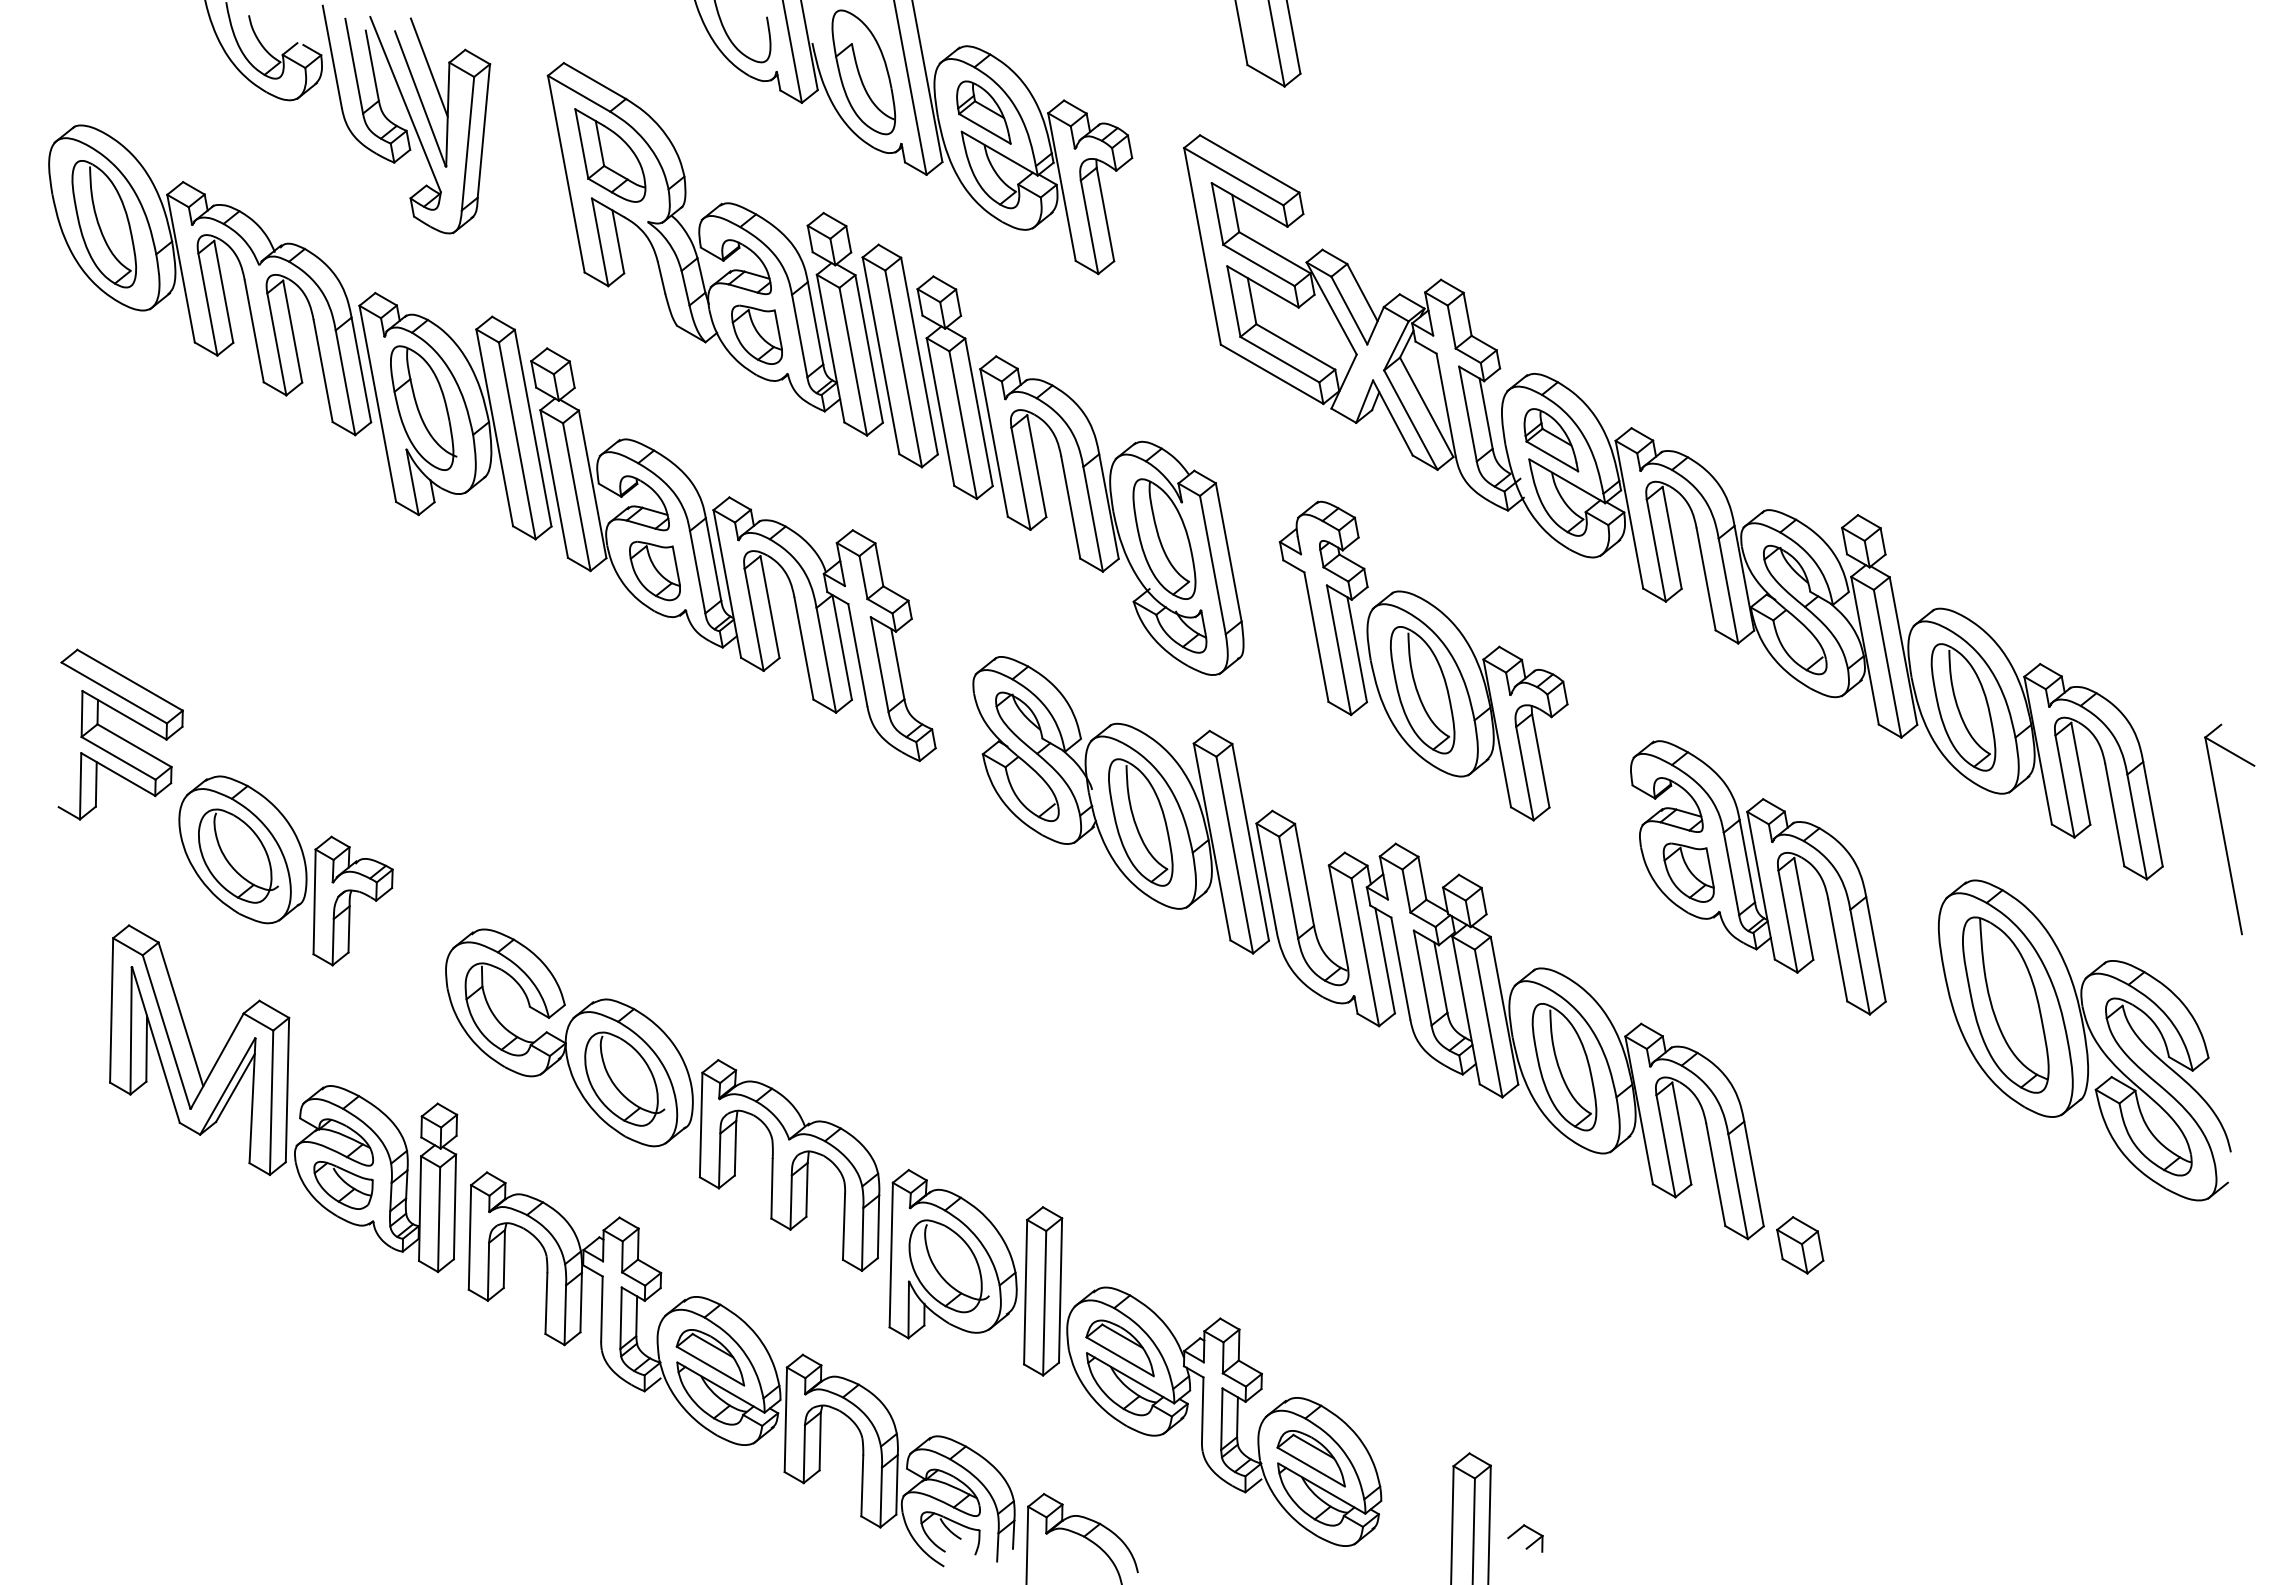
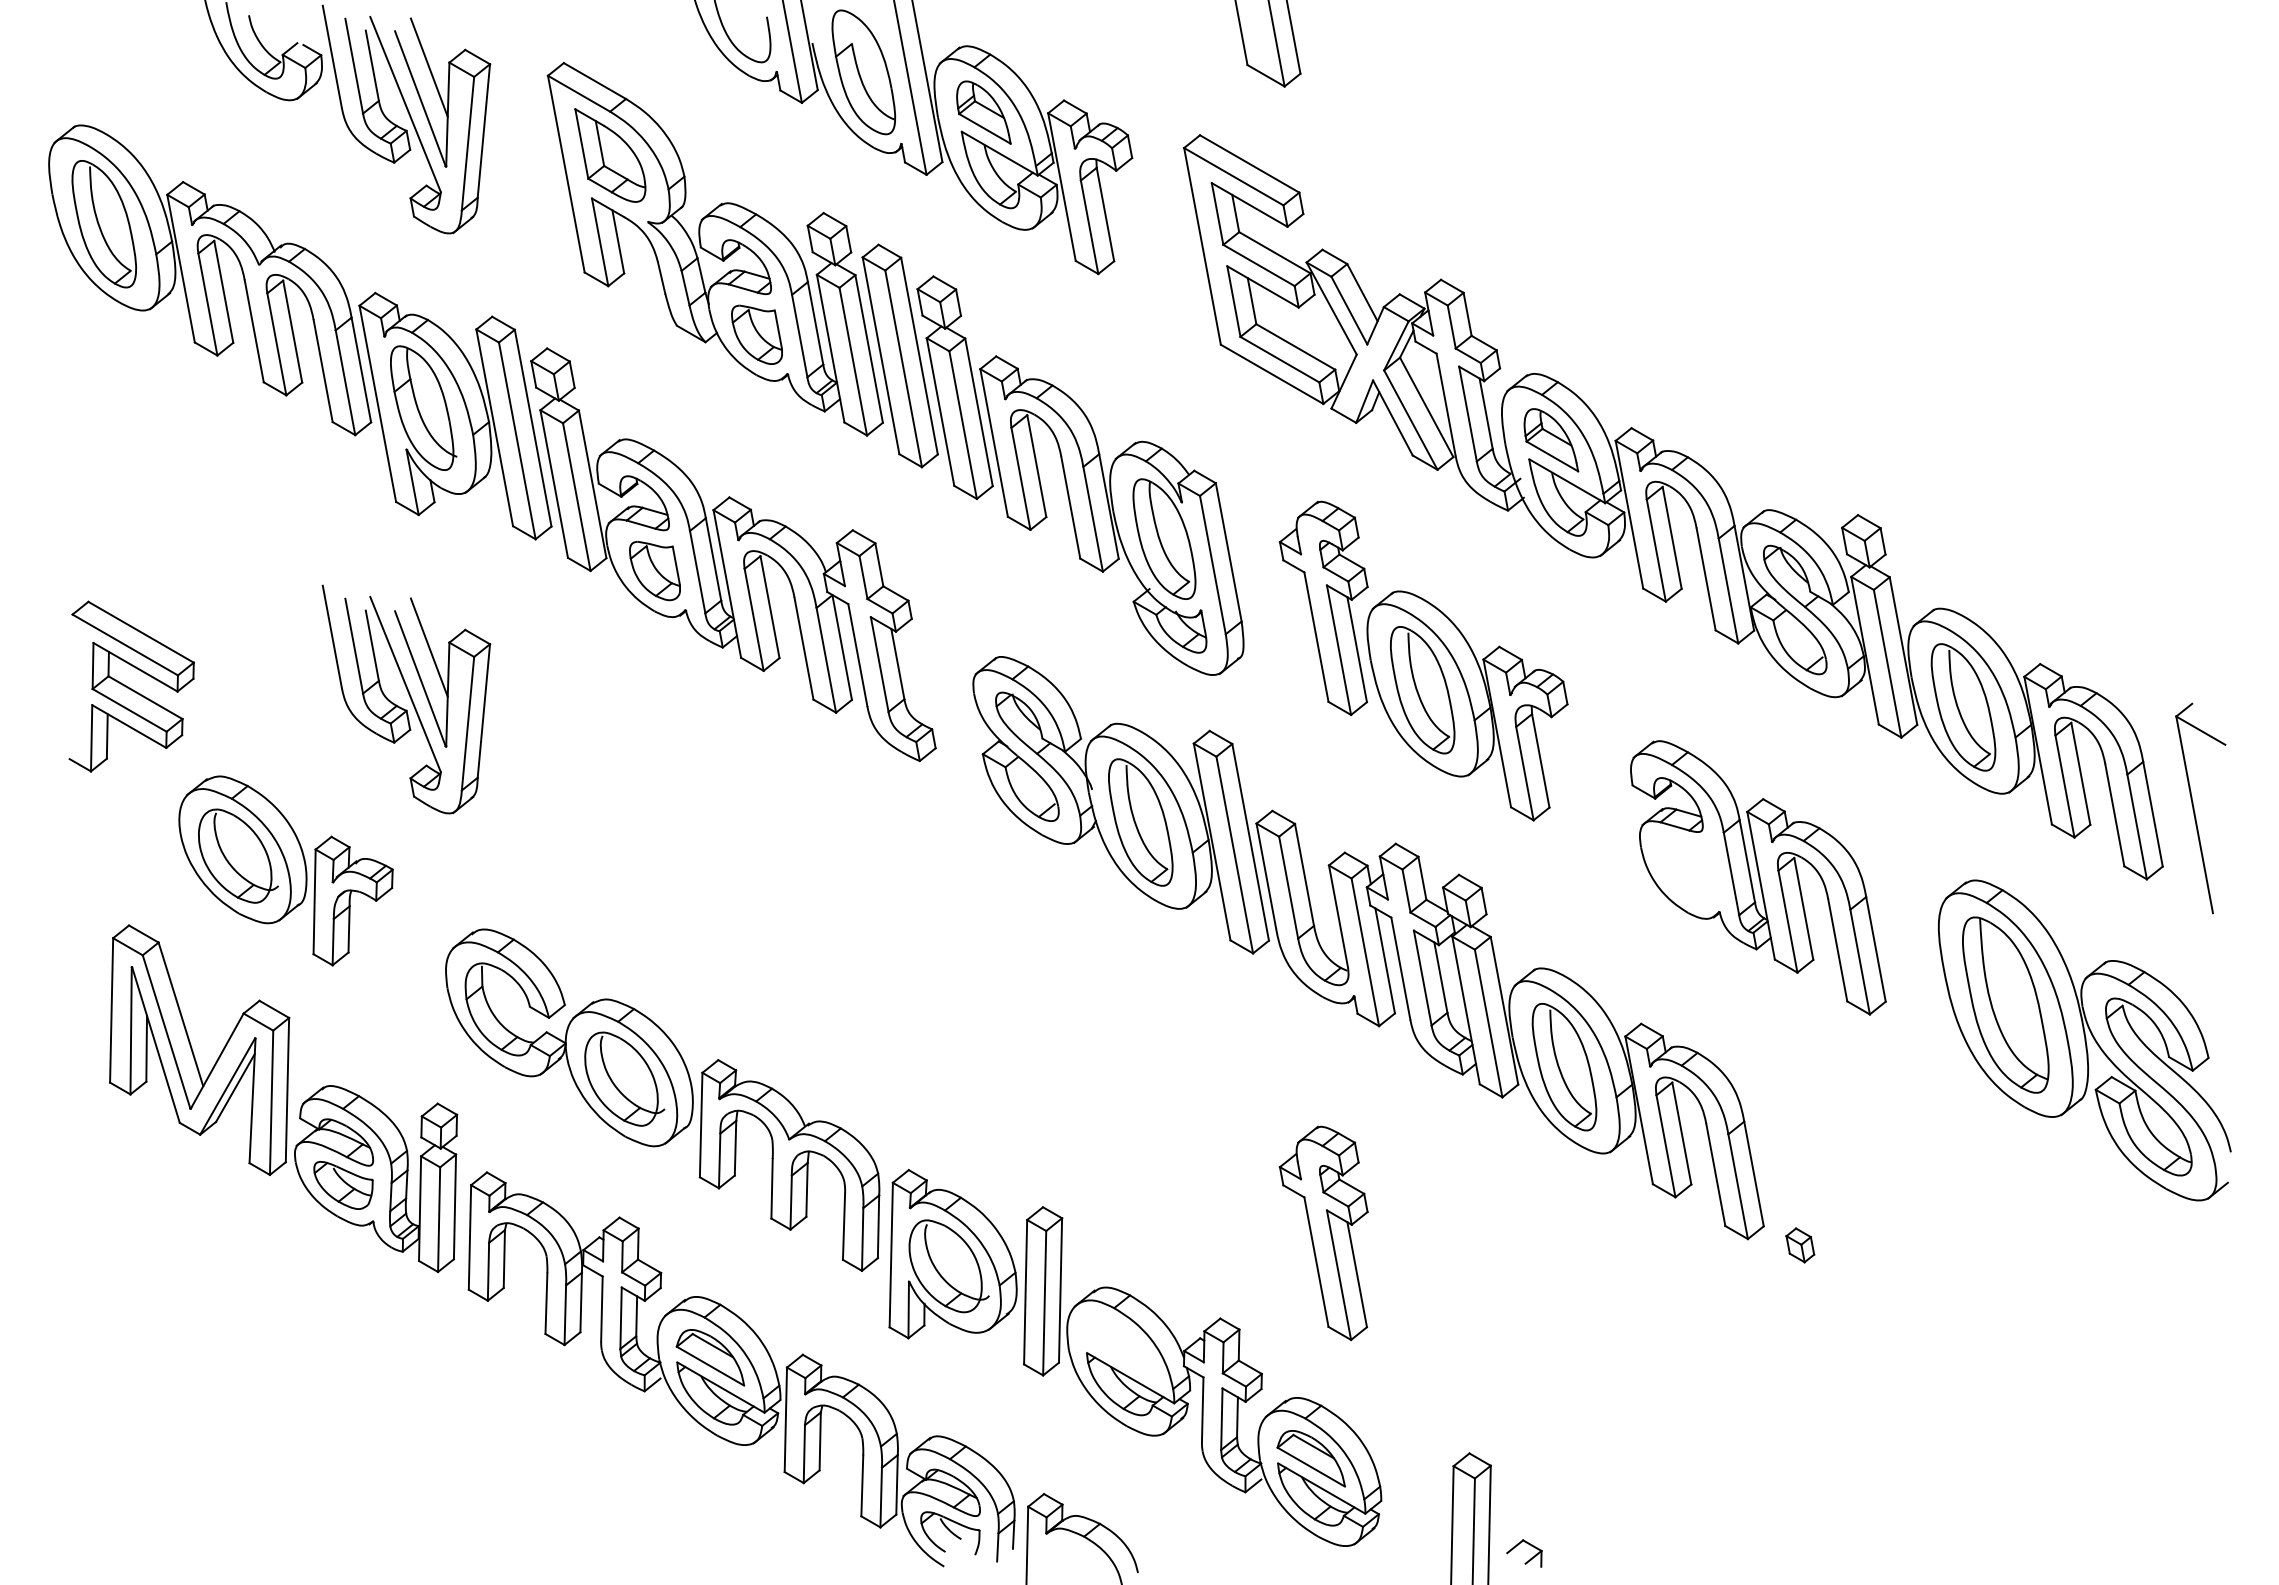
part: none -> present (406, 699)
part position: (120, 734) -> (131, 686) (131, 686)
part position: (2229, 829) -> (2200, 808) (2200, 808)
part: present -> none (1688, 872)
part: none -> present (1323, 1233)
part size: 49x59 px -> 31x37 px (1800, 1245)
part: present -> none (1119, 1348)
part position: (1531, 1543) -> (1530, 1558) (1530, 1558)
